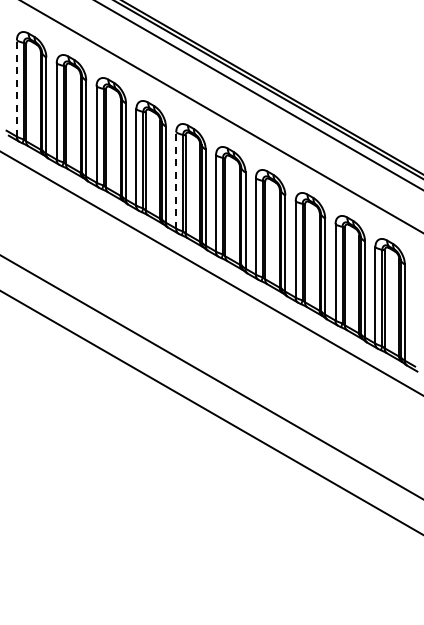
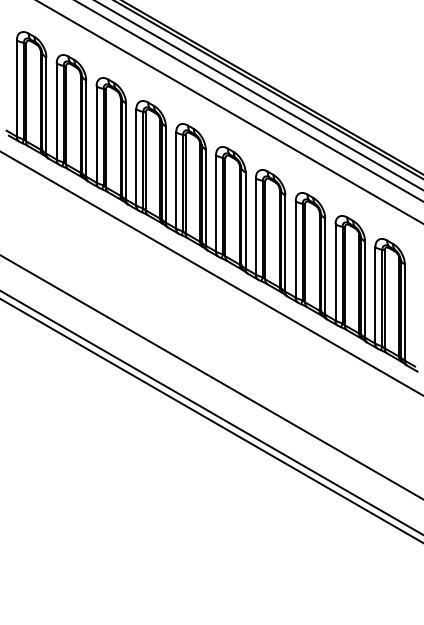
line: dashed -> solid (16, 88)
line: none -> present (248, 101)
line position: (221, 116) -> (229, 112) (229, 112)
line: dashed -> solid (176, 180)
line: none -> present (211, 420)
